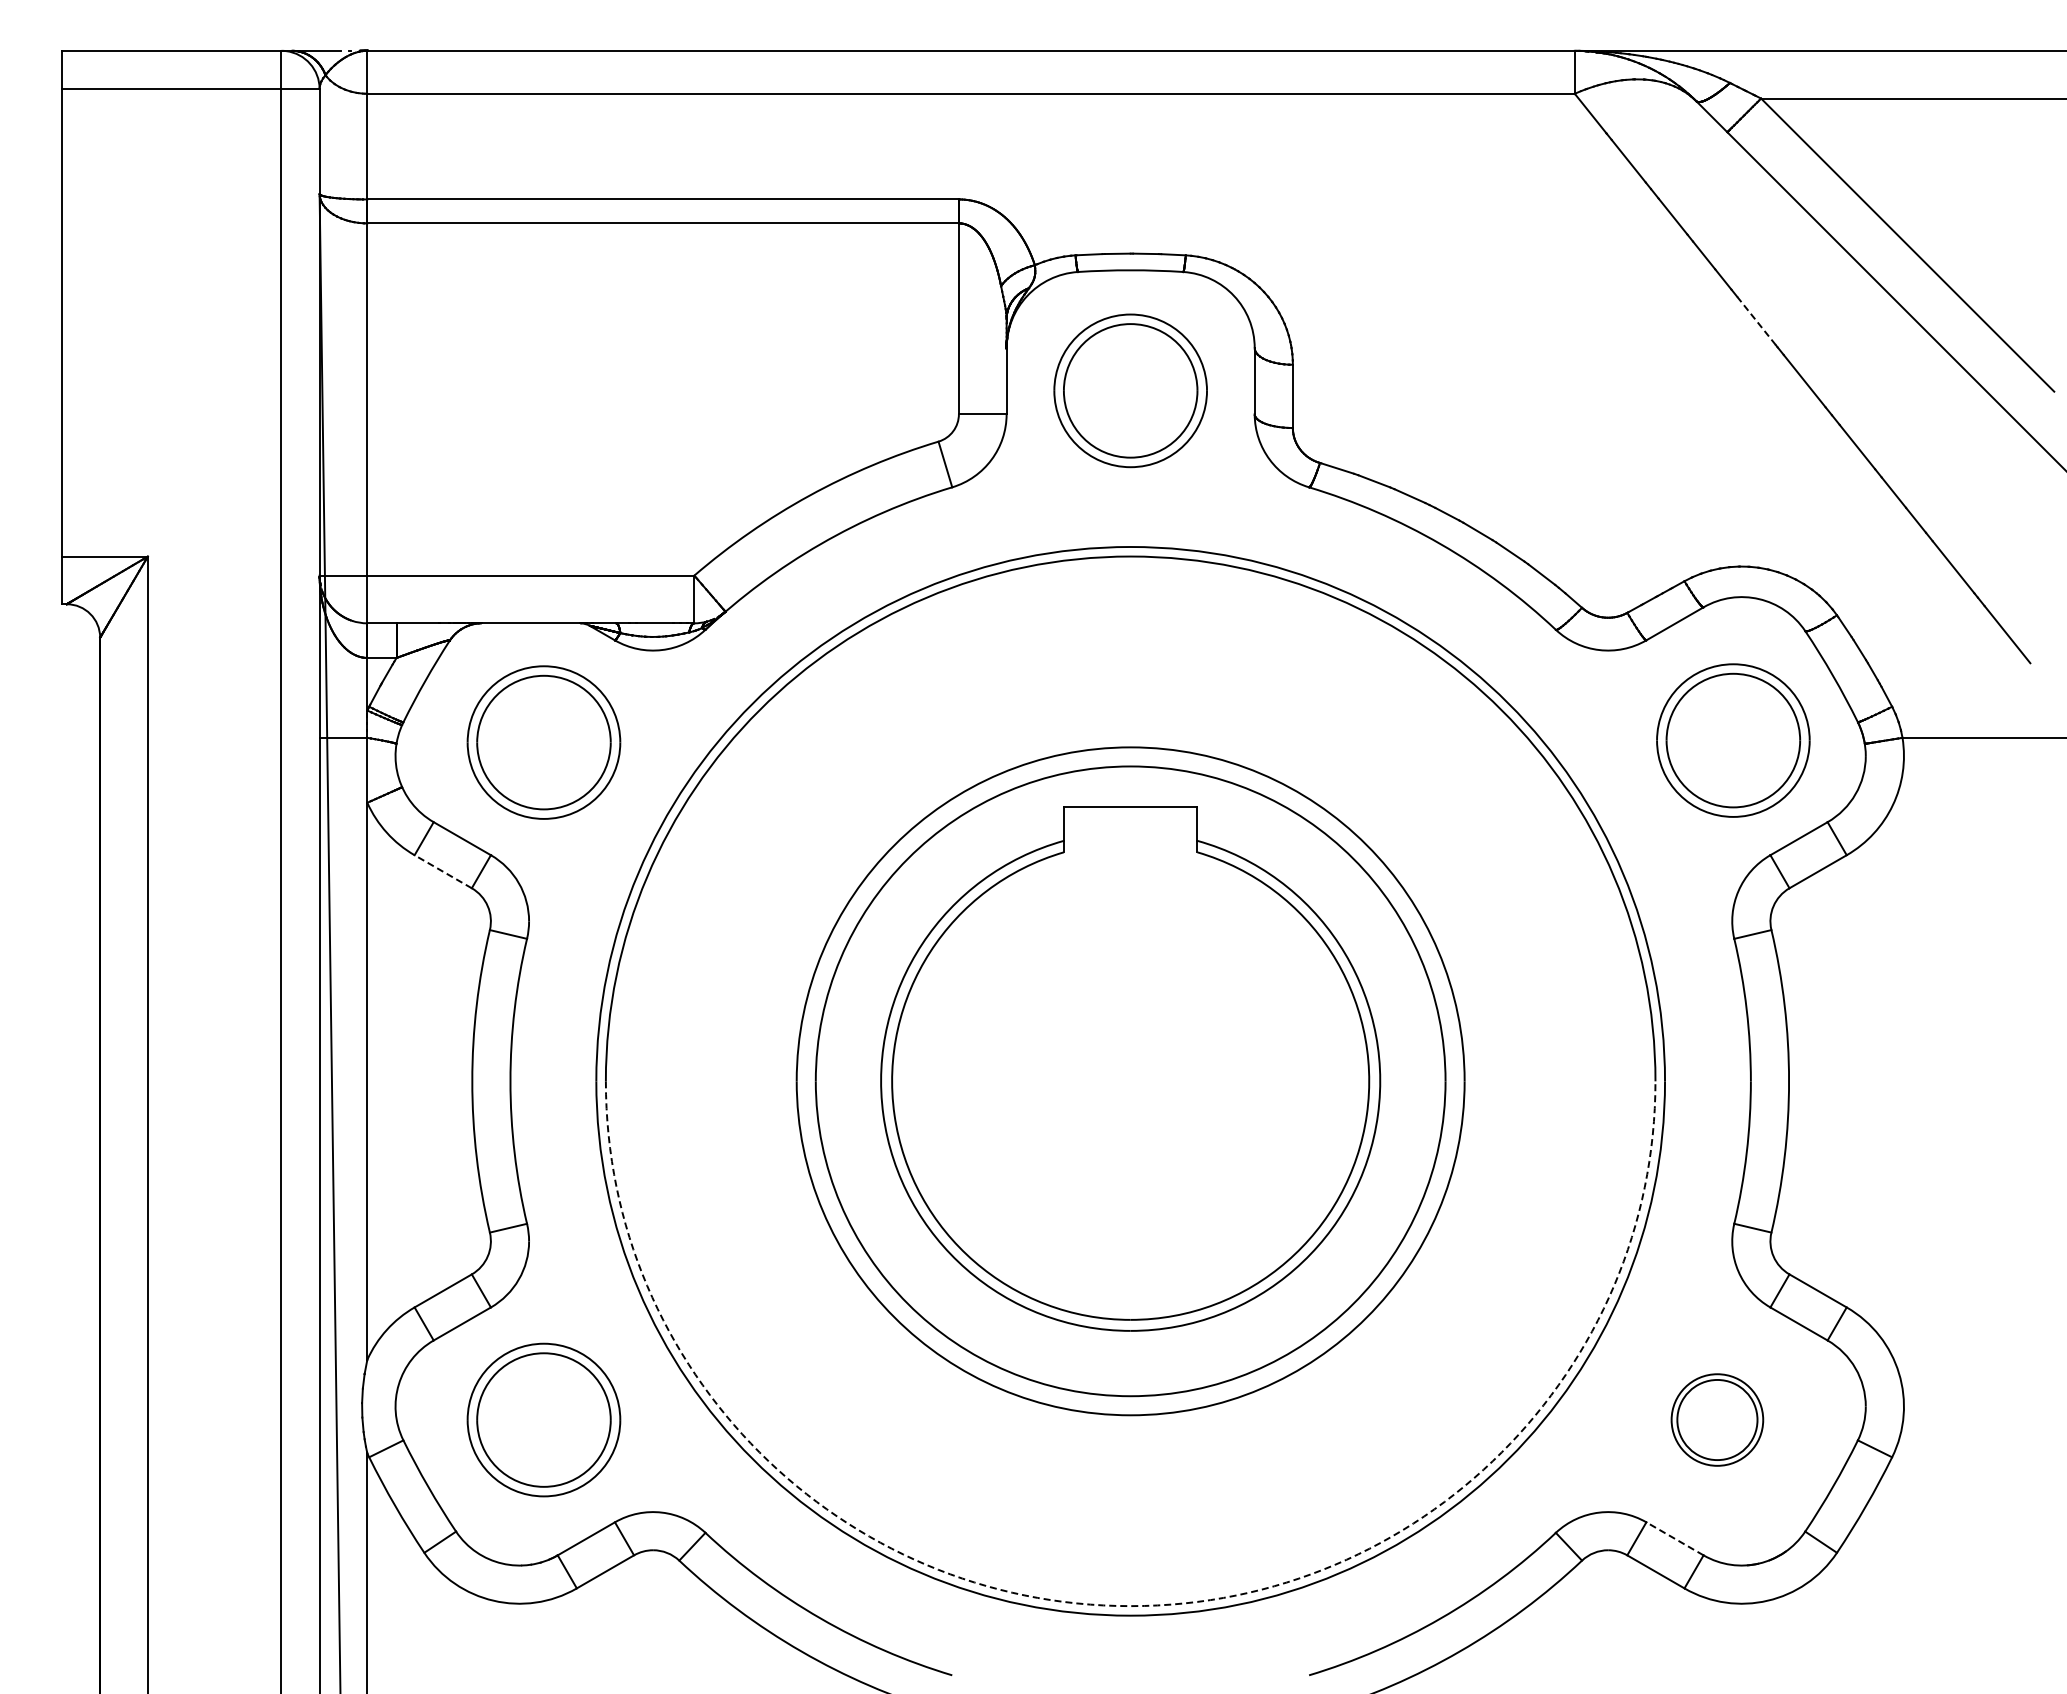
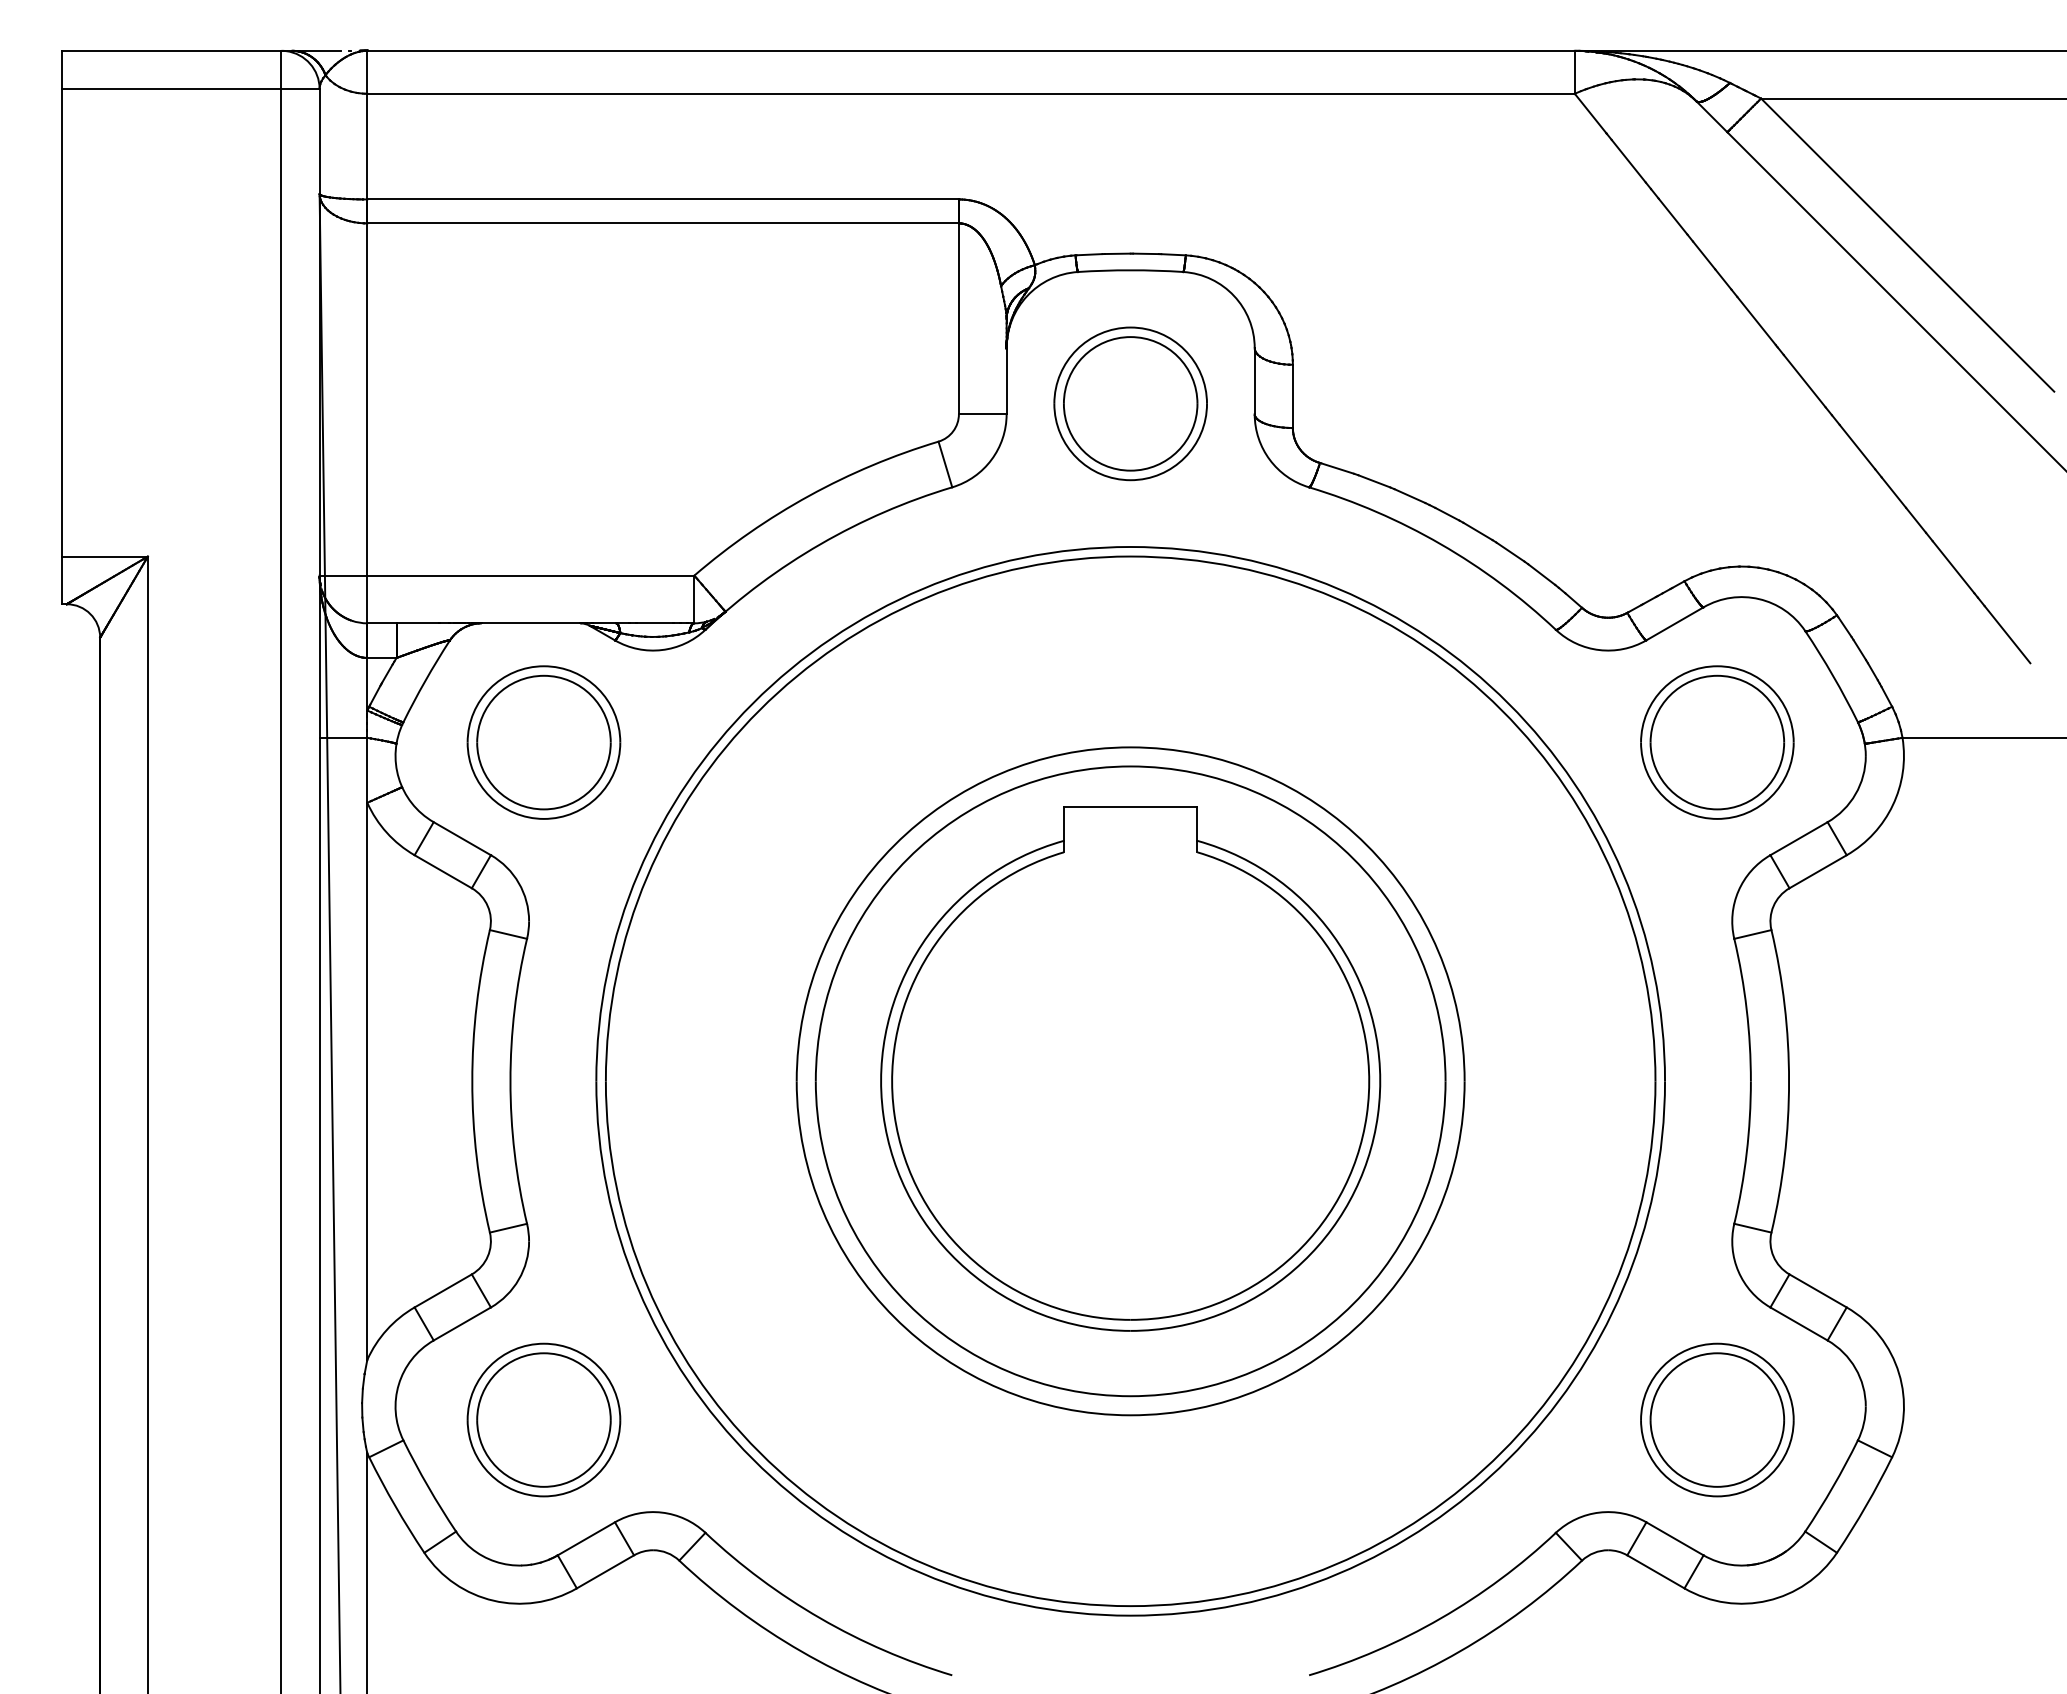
line: dashed -> solid (1756, 321)
part position: (1130, 390) -> (1130, 403) (1130, 403)
part position: (1733, 740) -> (1717, 742) (1717, 742)
line: dashed -> solid (442, 871)
part size: 95x94 px -> 155x156 px (1717, 1419)
line: dashed -> solid (1674, 1538)
arc: dashed -> solid (1130, 1606)
